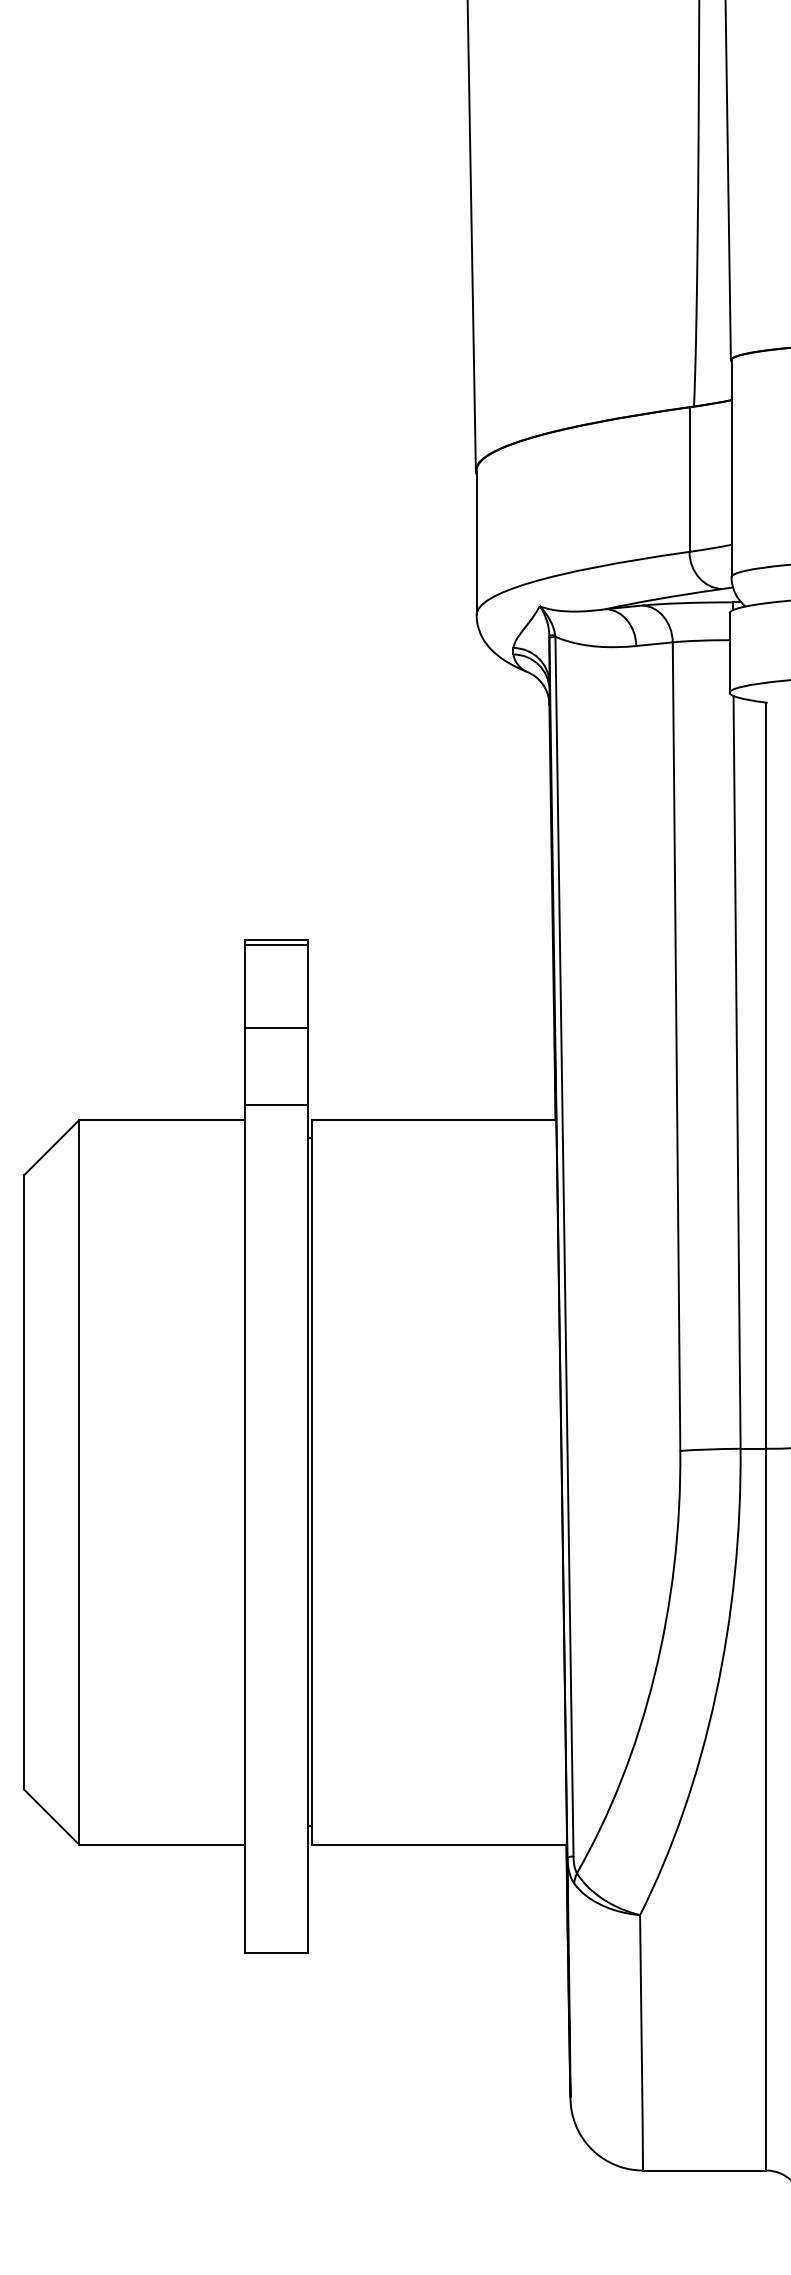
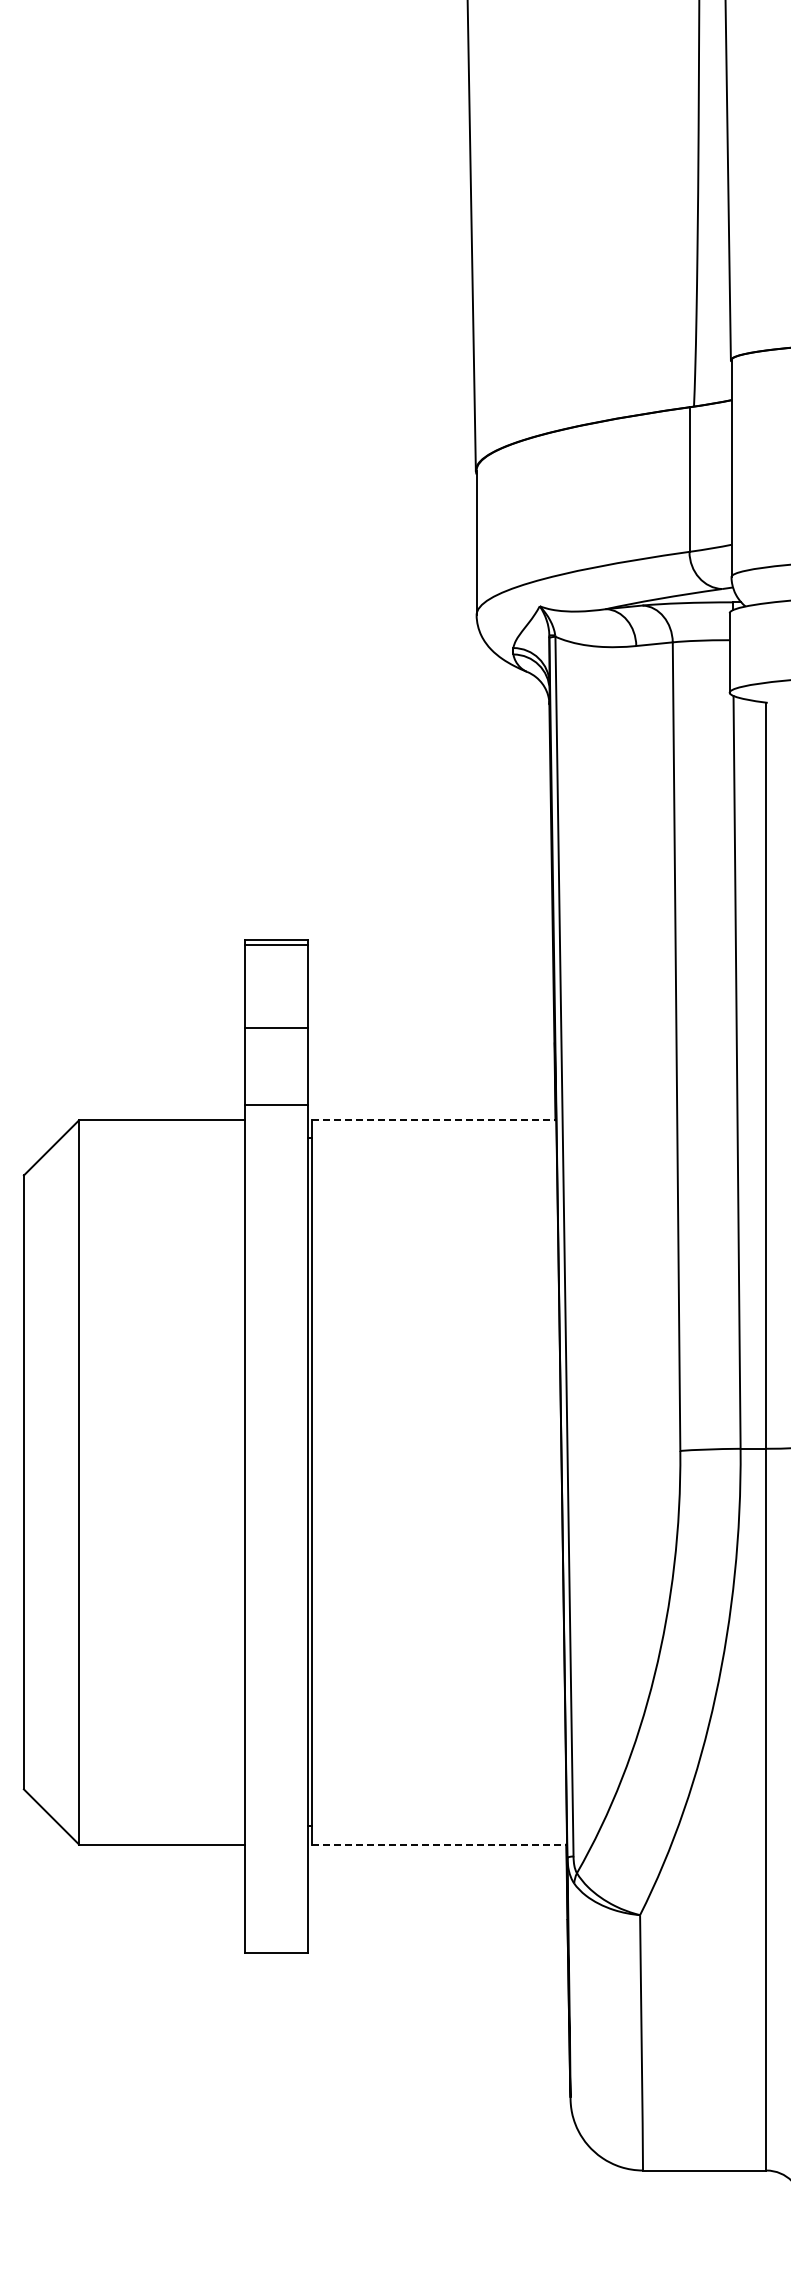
line: solid -> dashed (434, 1120)
line: solid -> dashed (439, 1844)
